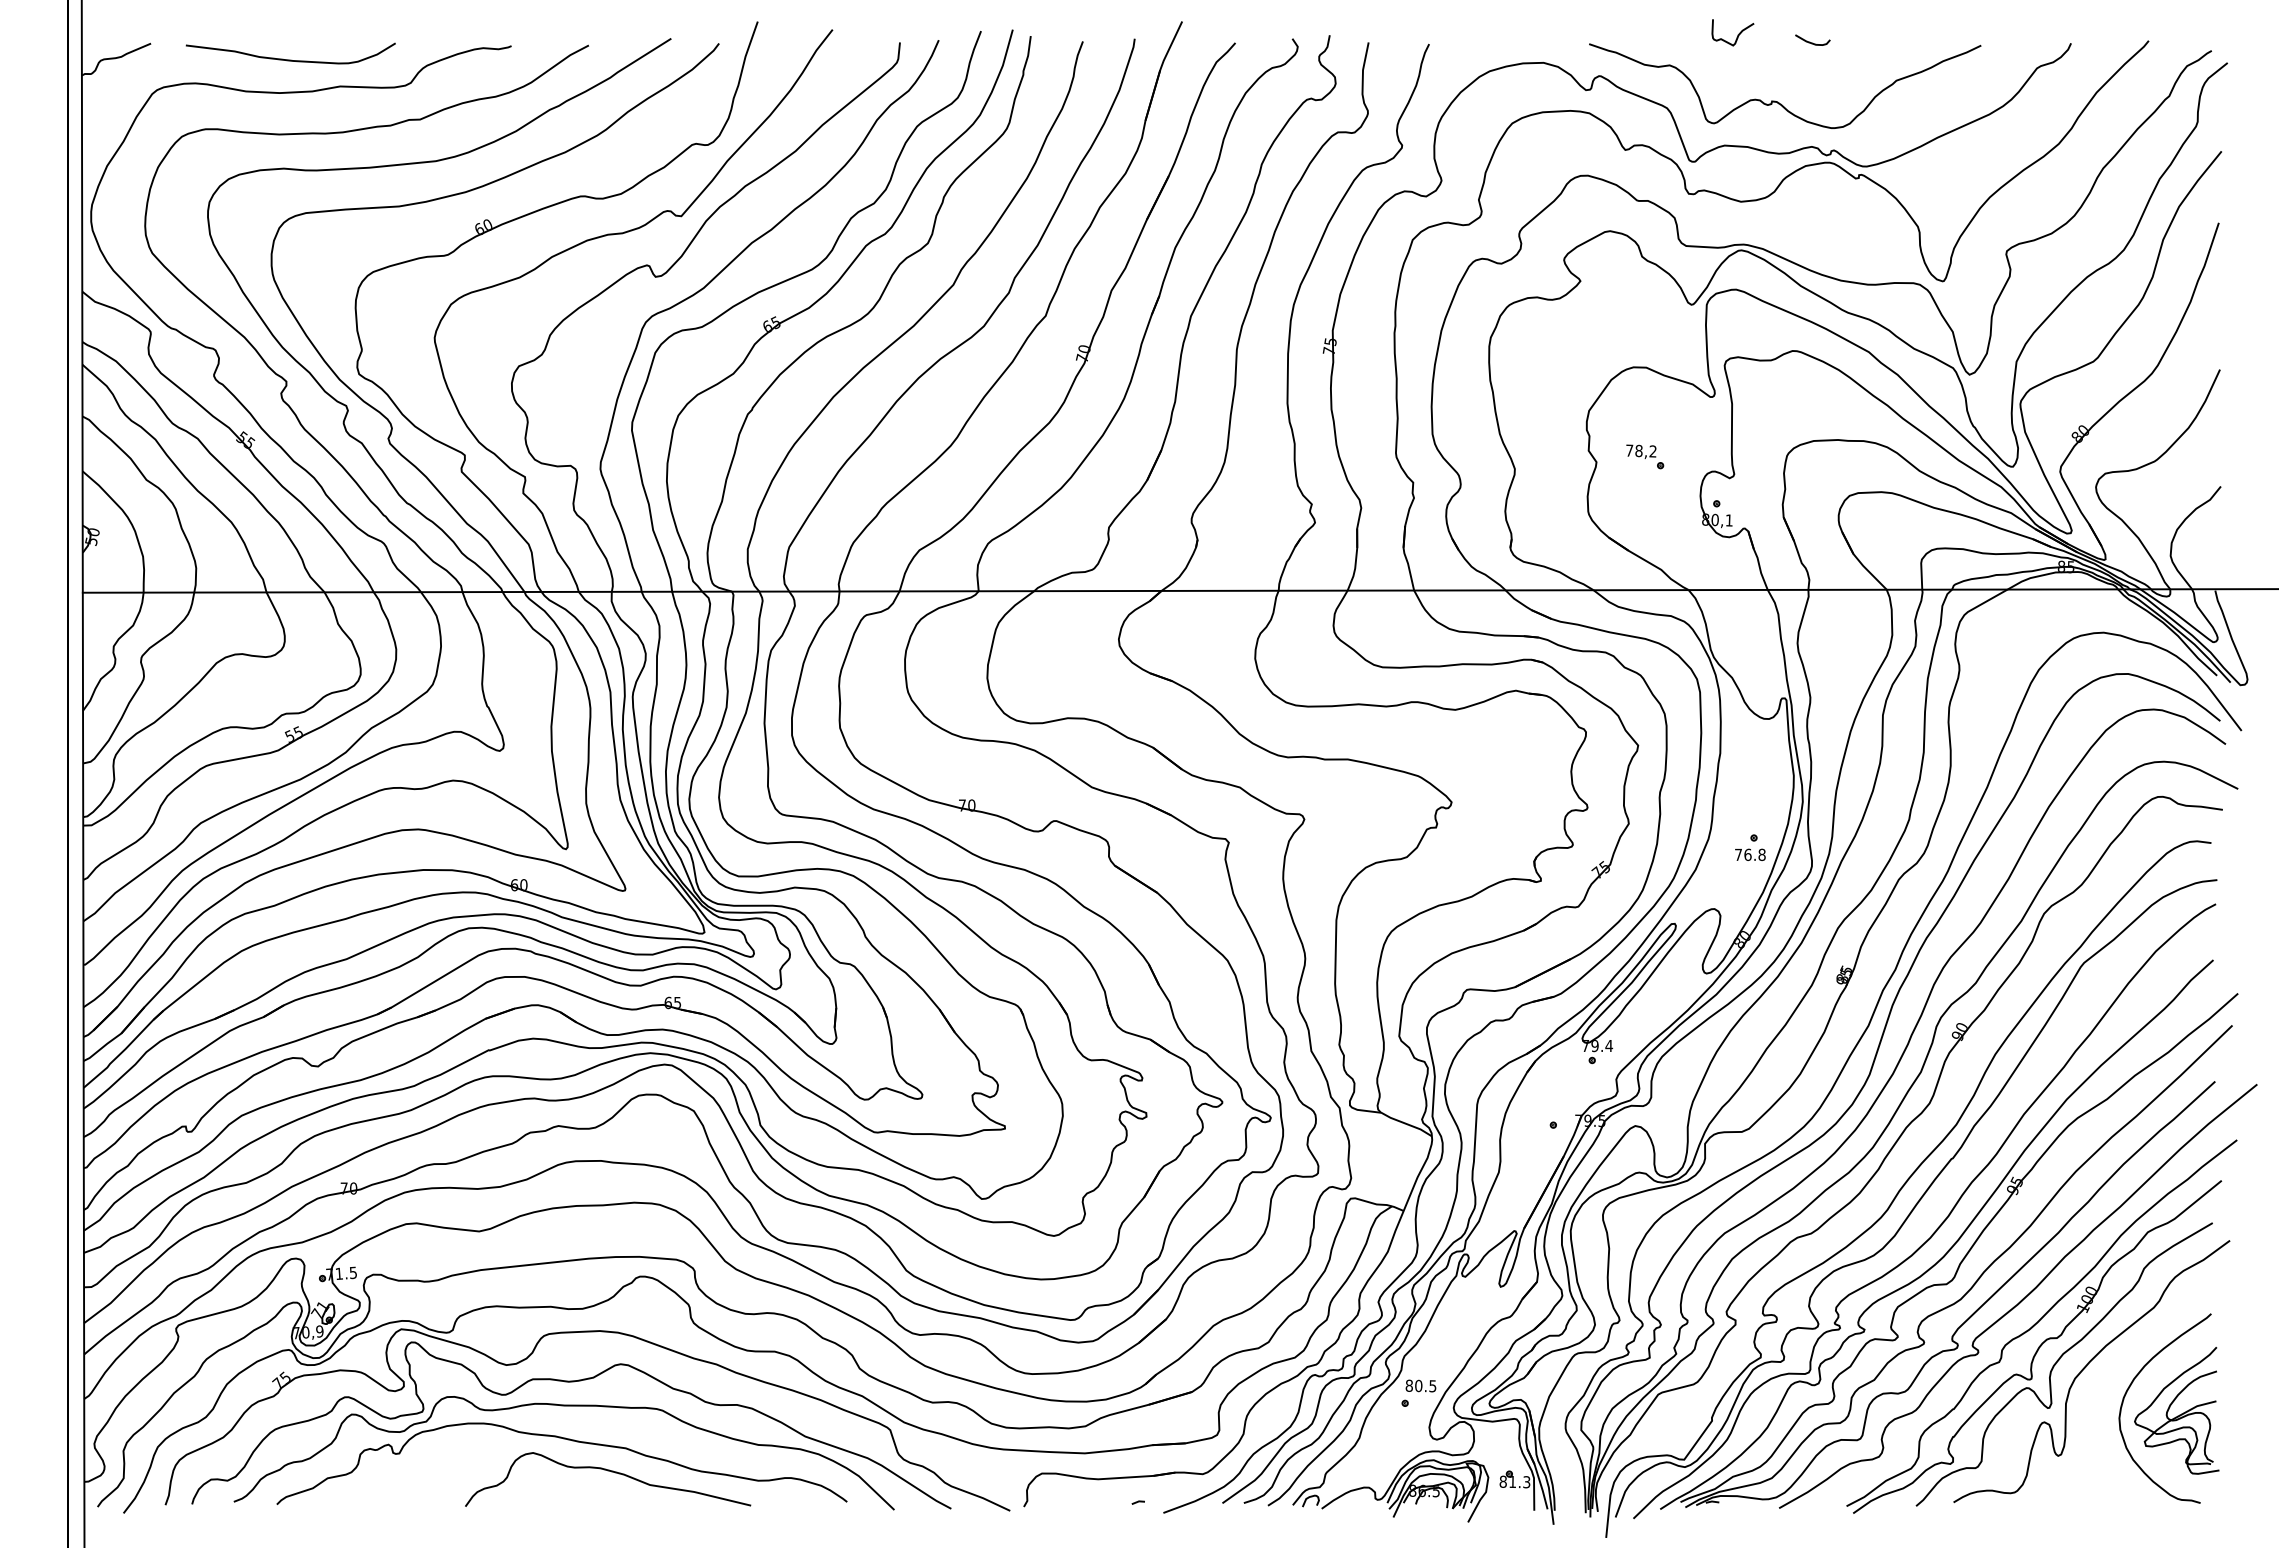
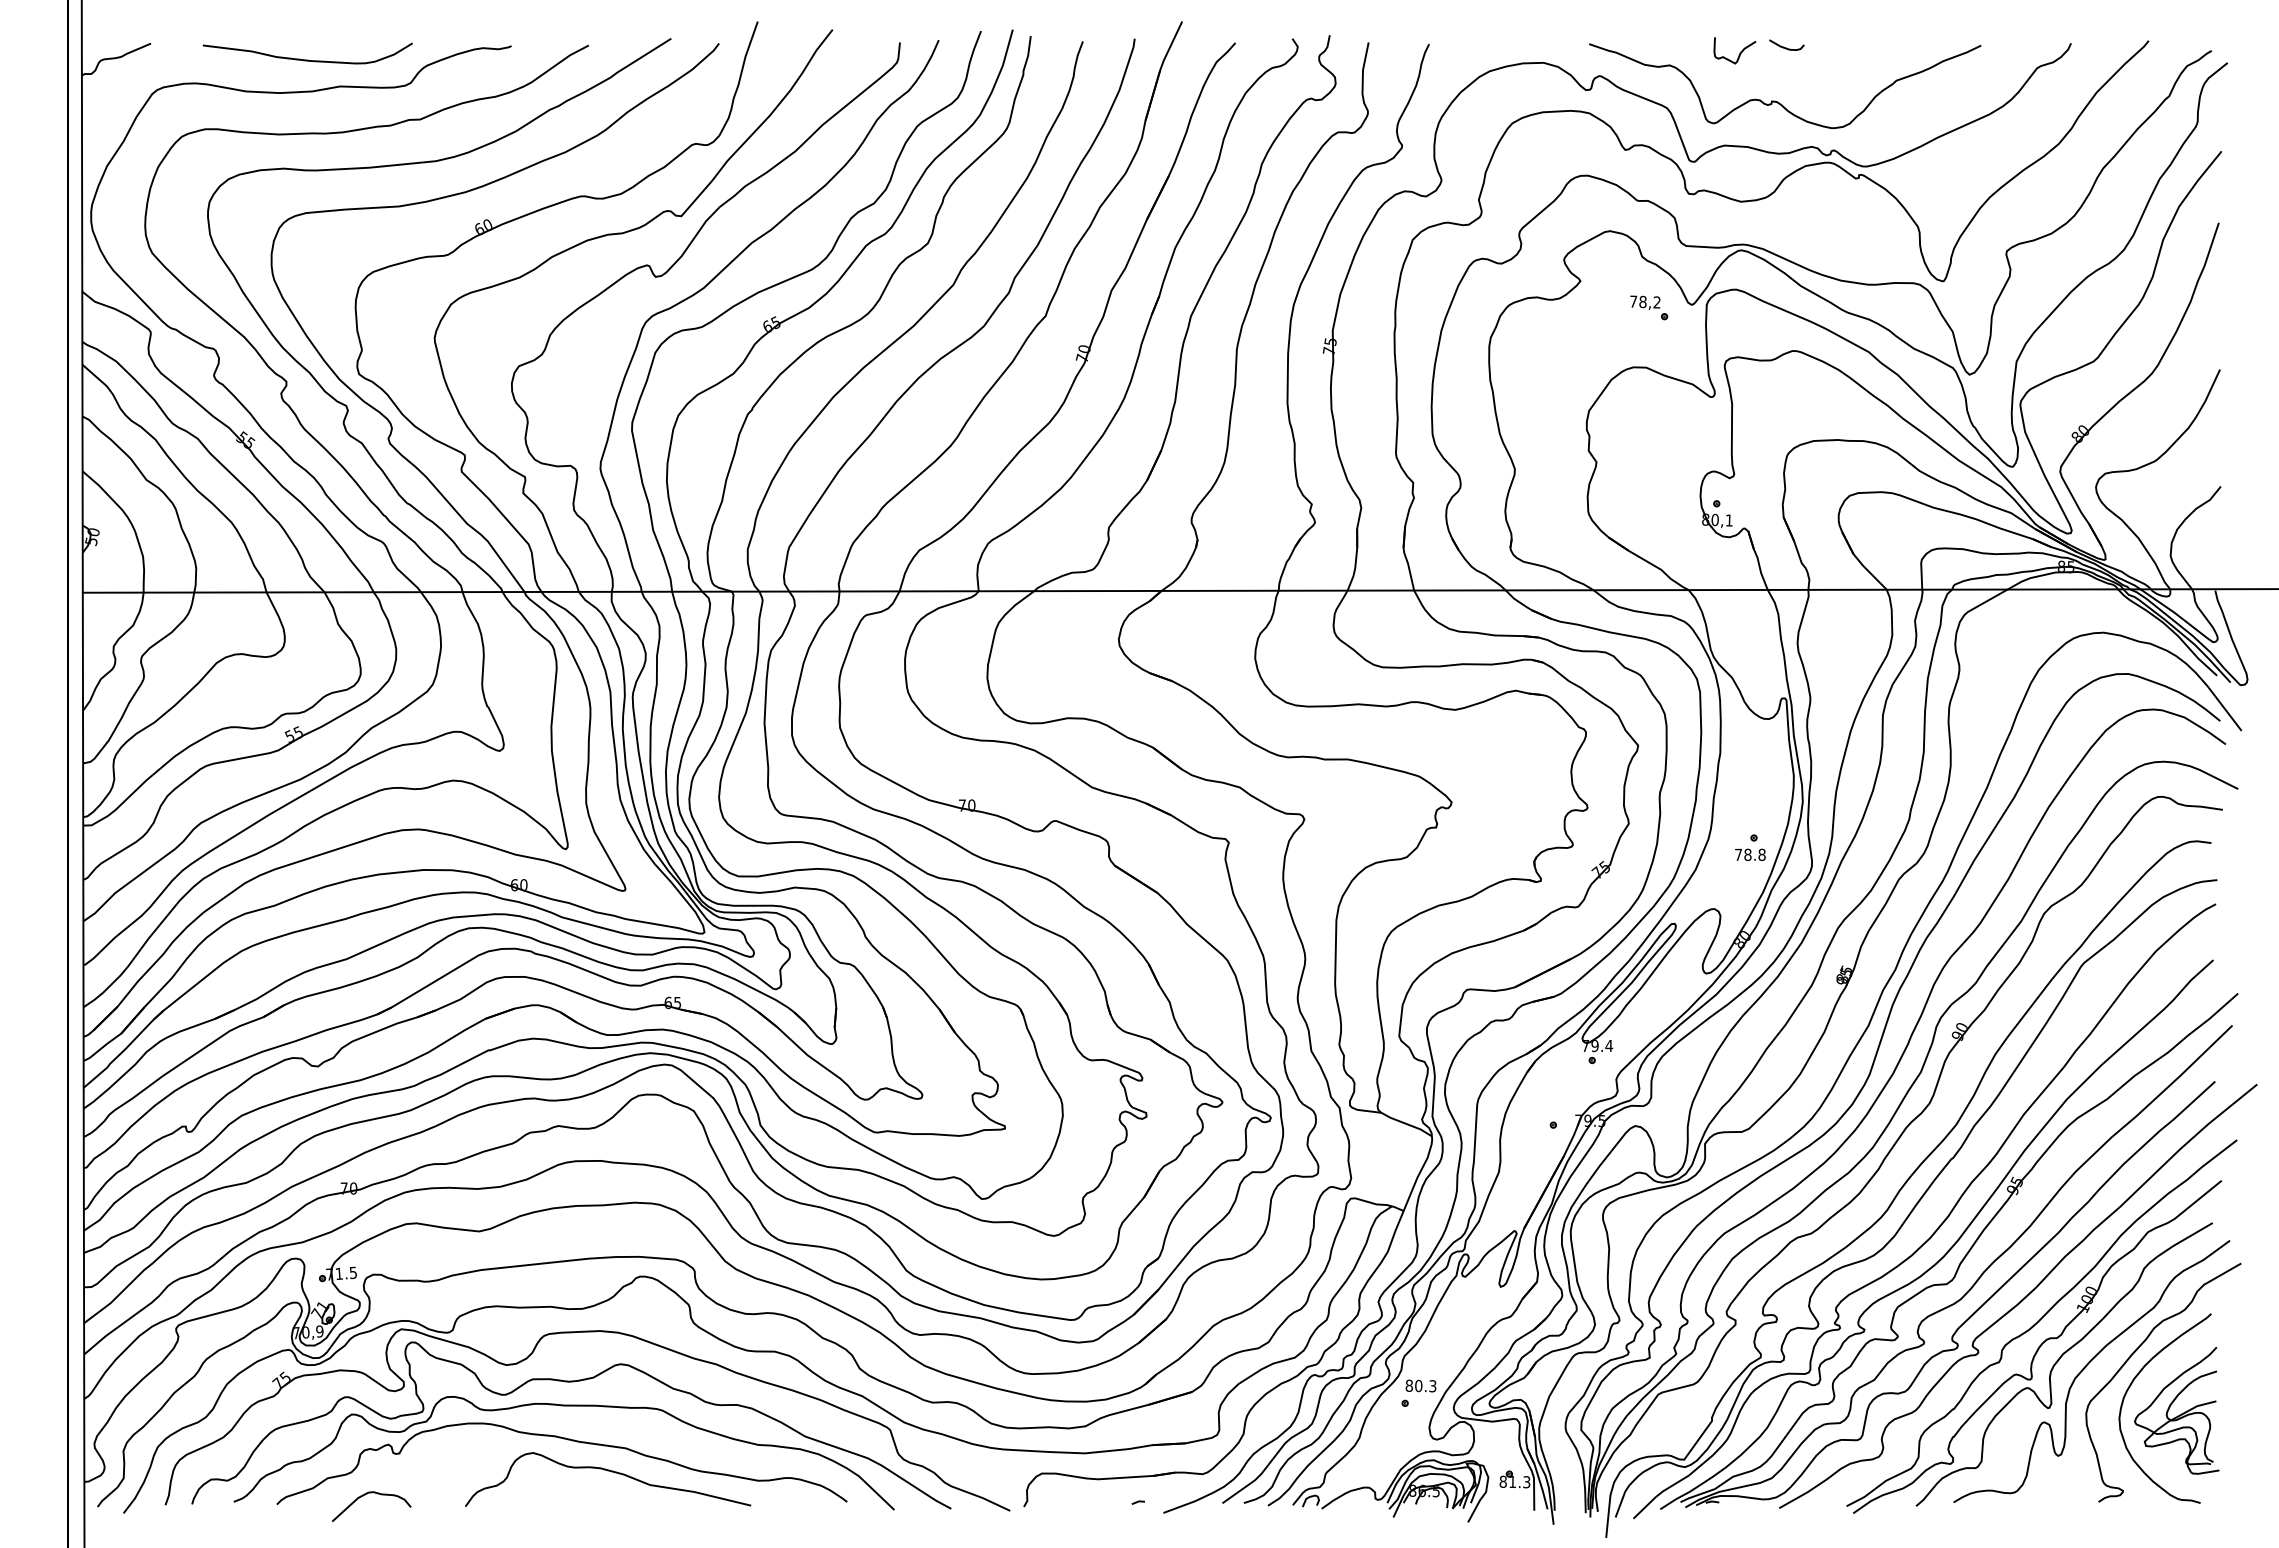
curve position: (1737, 35) -> (1739, 53) (1739, 53)
curve position: (1810, 41) -> (1784, 46) (1784, 46)
curve position: (290, 59) -> (307, 59) (307, 59)
part position: (1645, 456) -> (1649, 307) (1649, 307)
text: 76.8 -> 78.8 (1747, 854)
curve: none -> present (2130, 1358)
text: 80.5 -> 80.3 (1432, 1385)
curve: none -> present (365, 1495)
